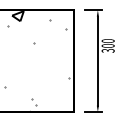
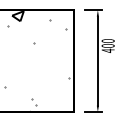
text: 300 -> 400 (107, 50)
